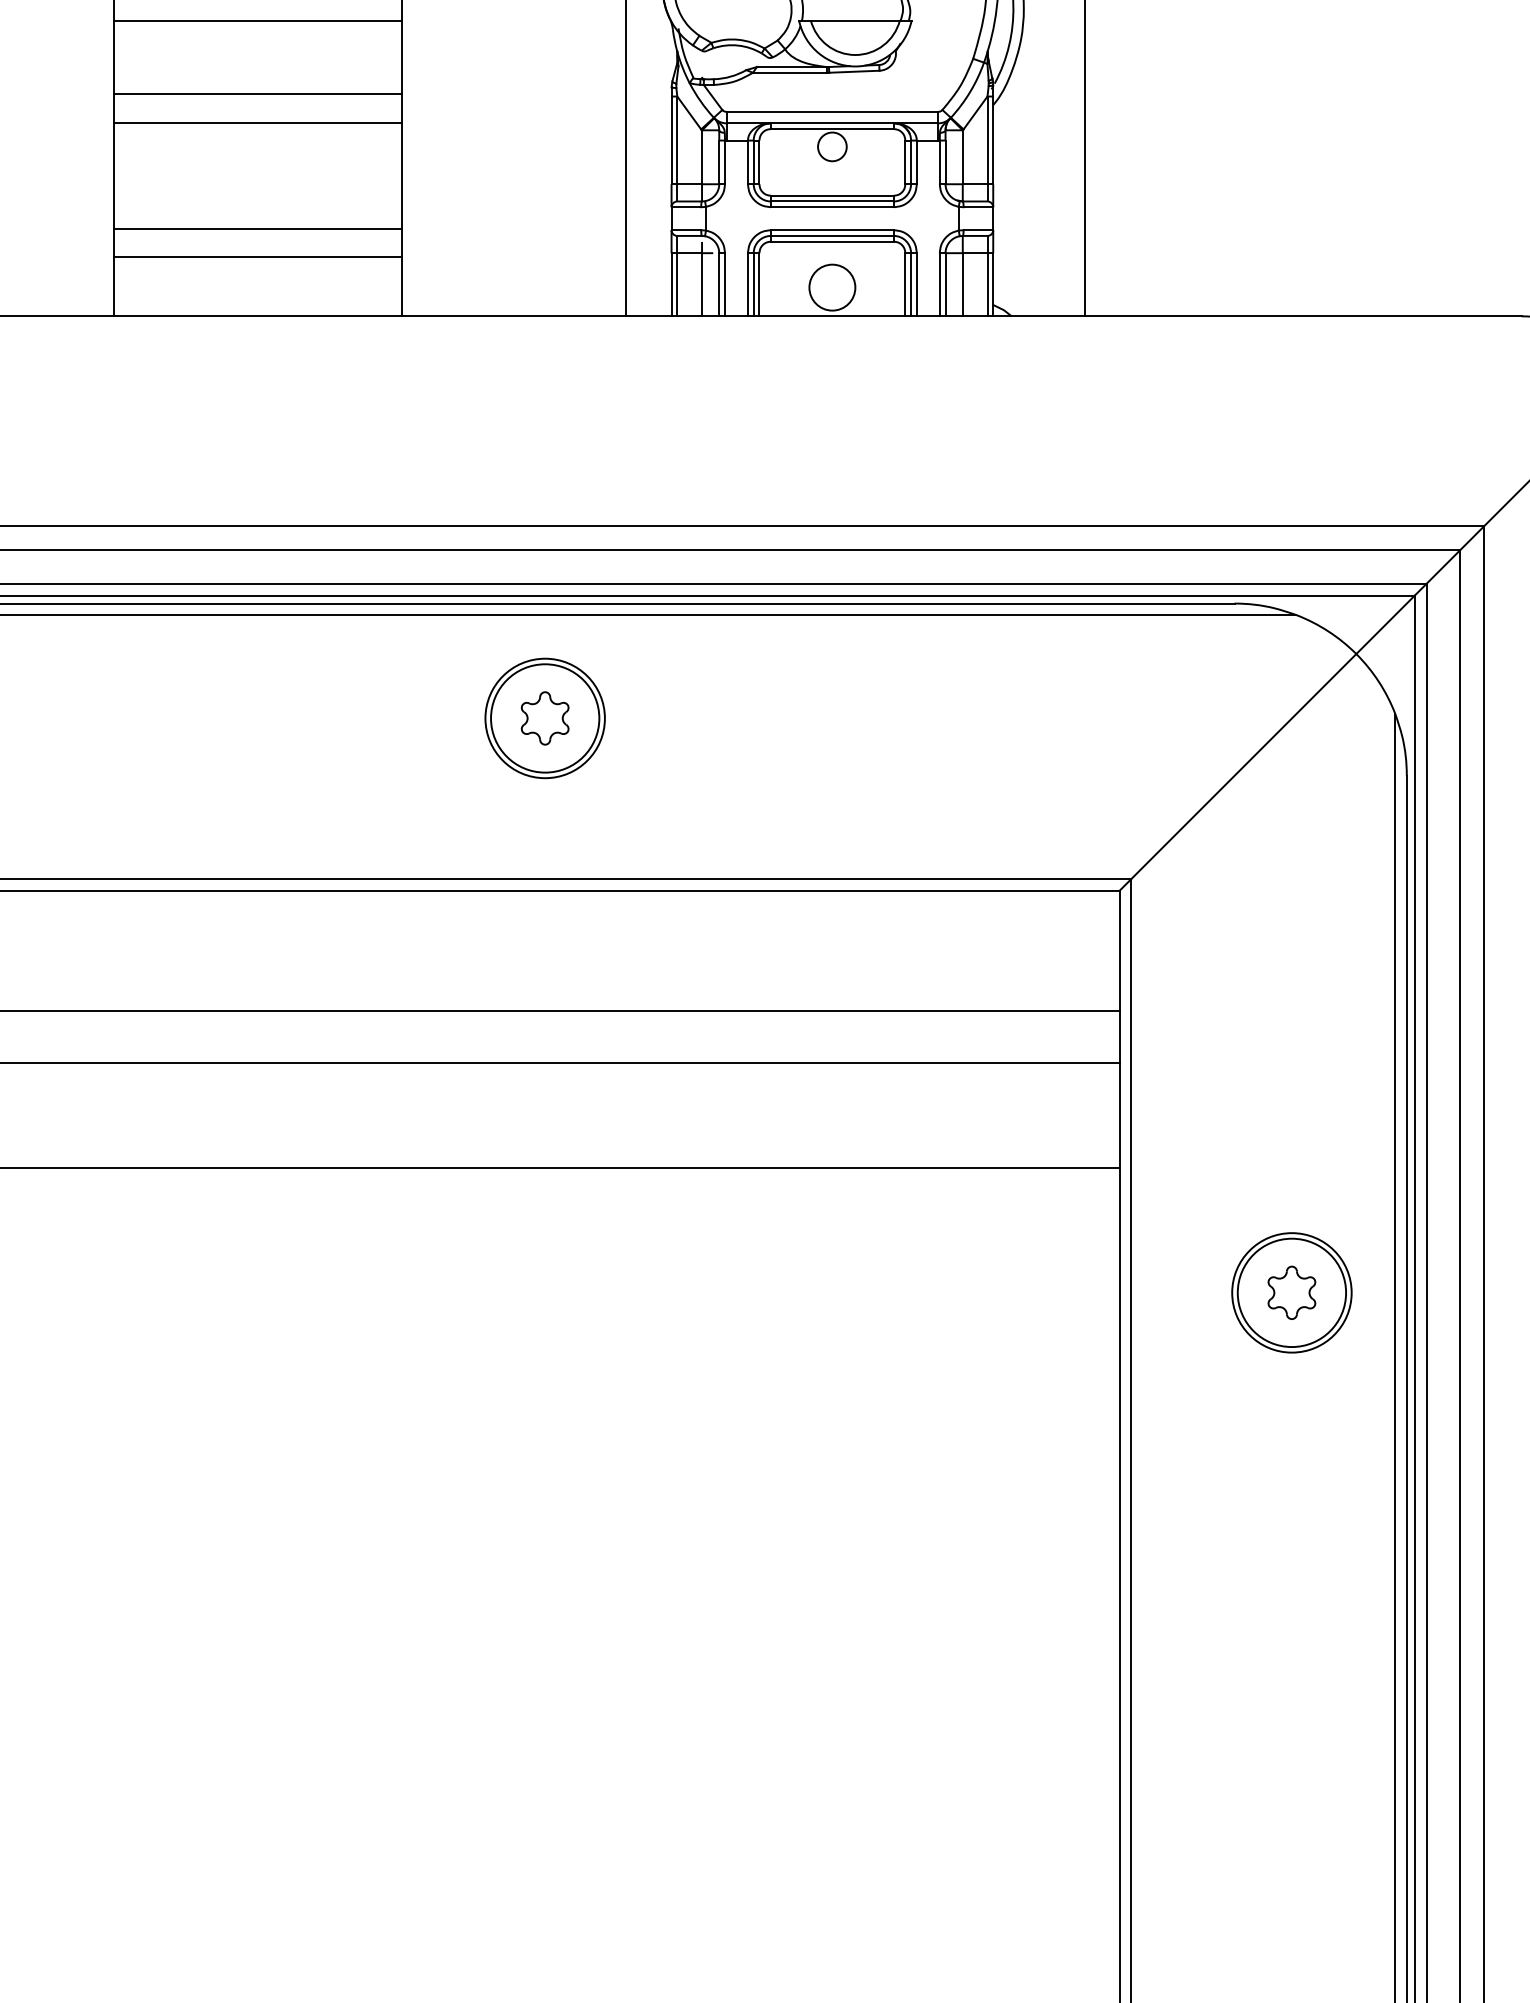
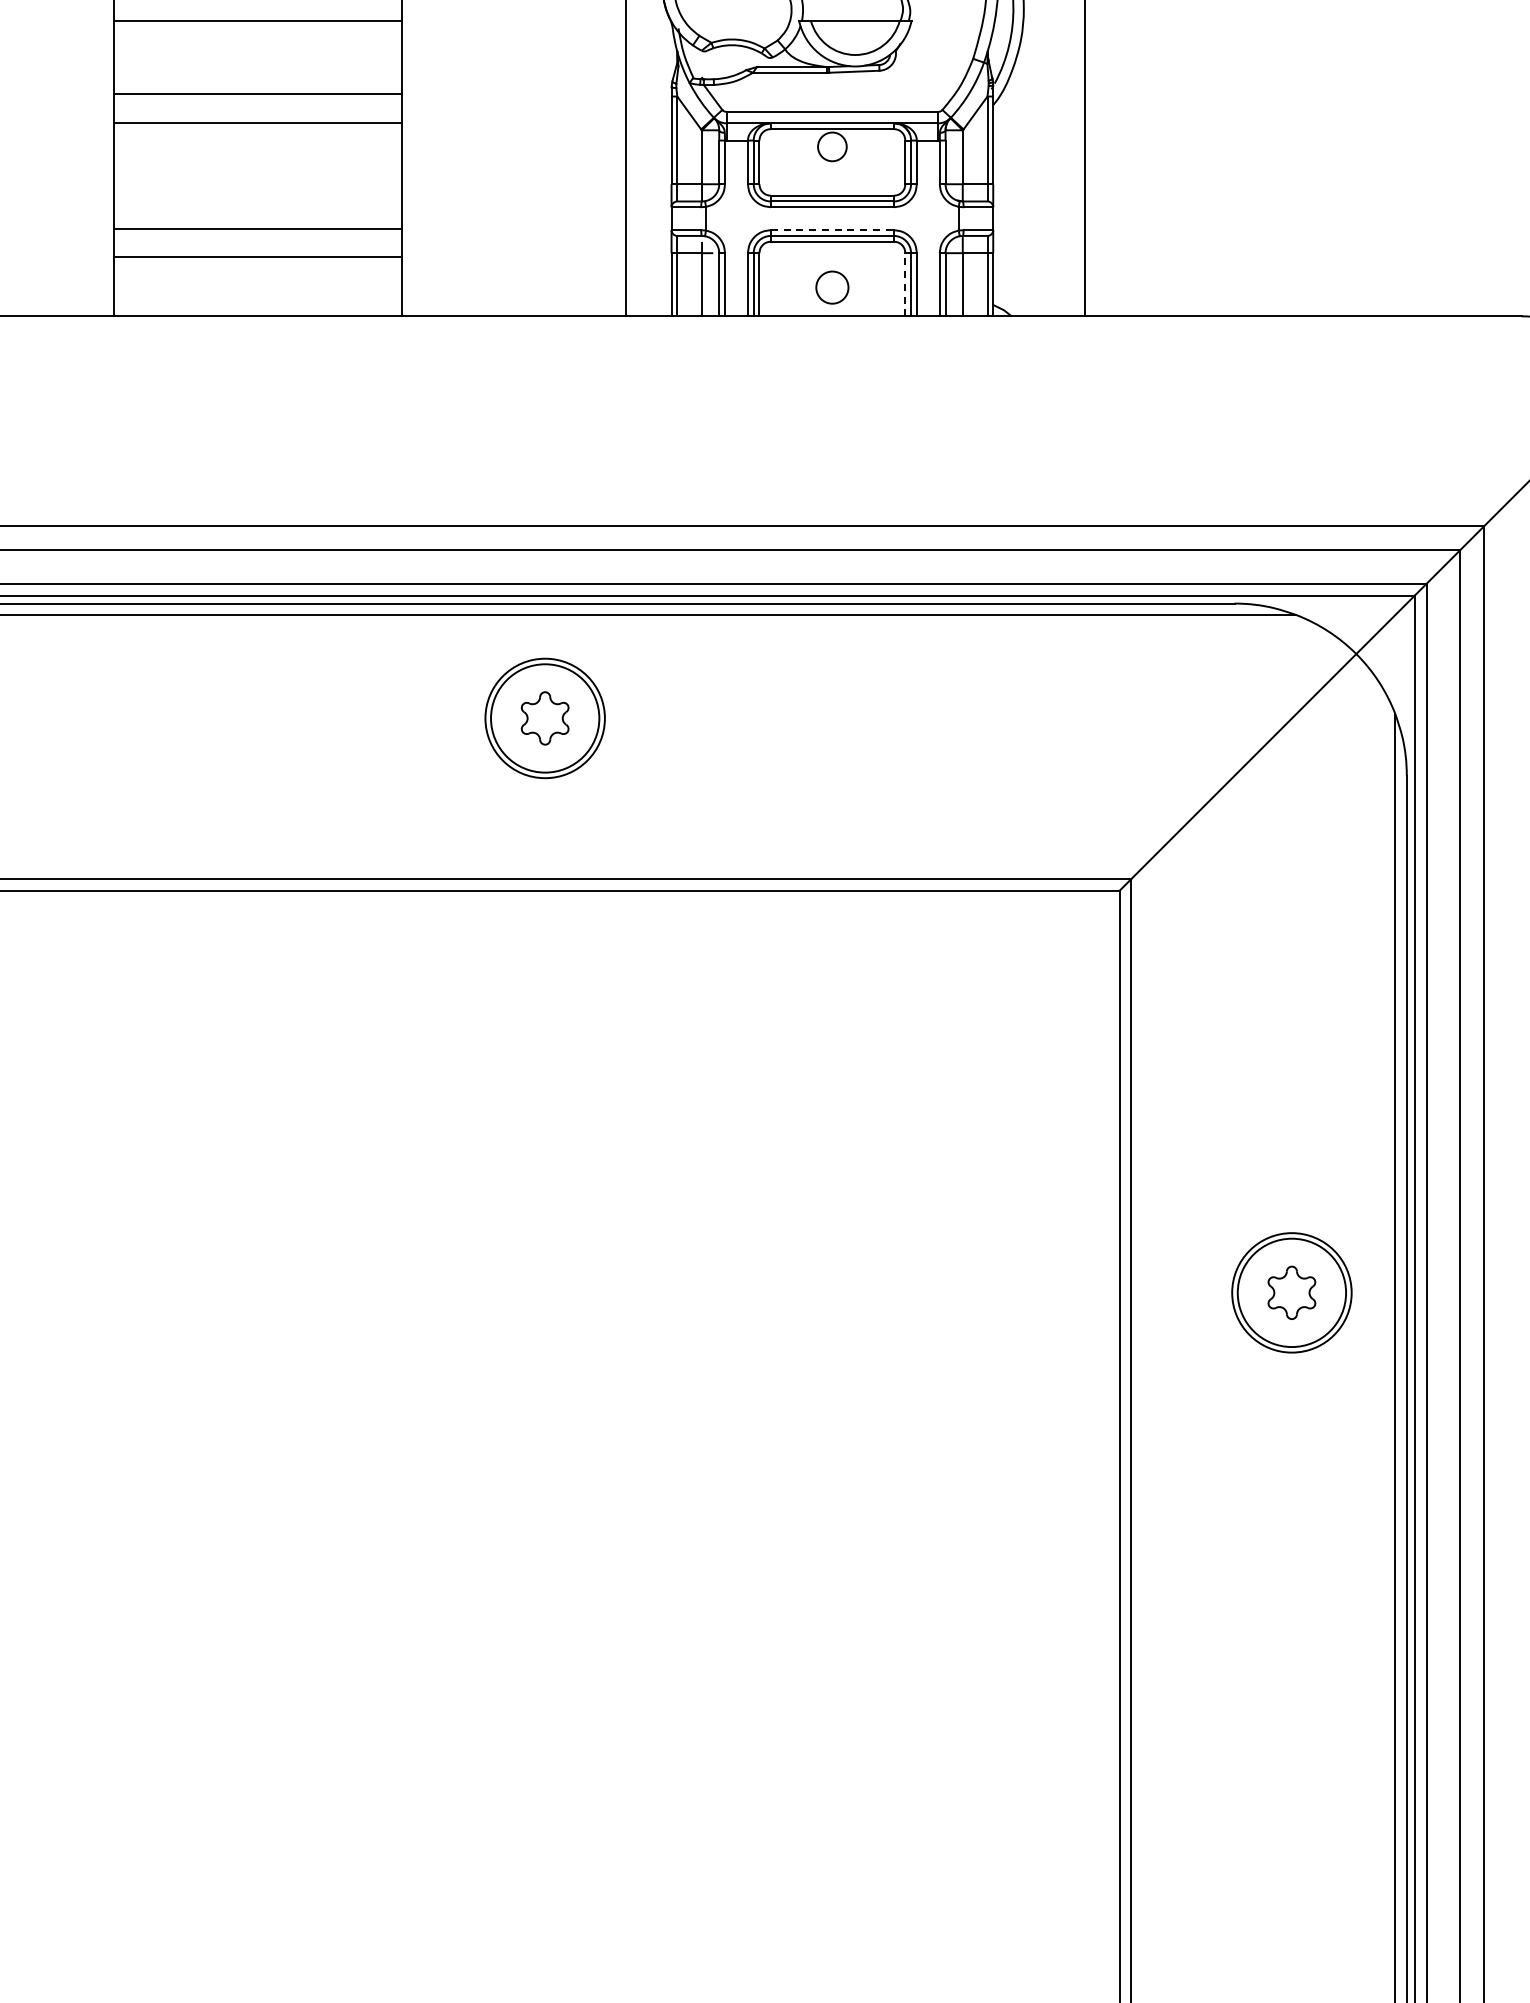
line: solid -> dashed (832, 230)
line: solid -> dashed (905, 284)
circle diameter: 46 px -> 32 px (832, 287)
line: present -> none (560, 1011)
line: present -> none (560, 1063)
line: present -> none (560, 1167)
